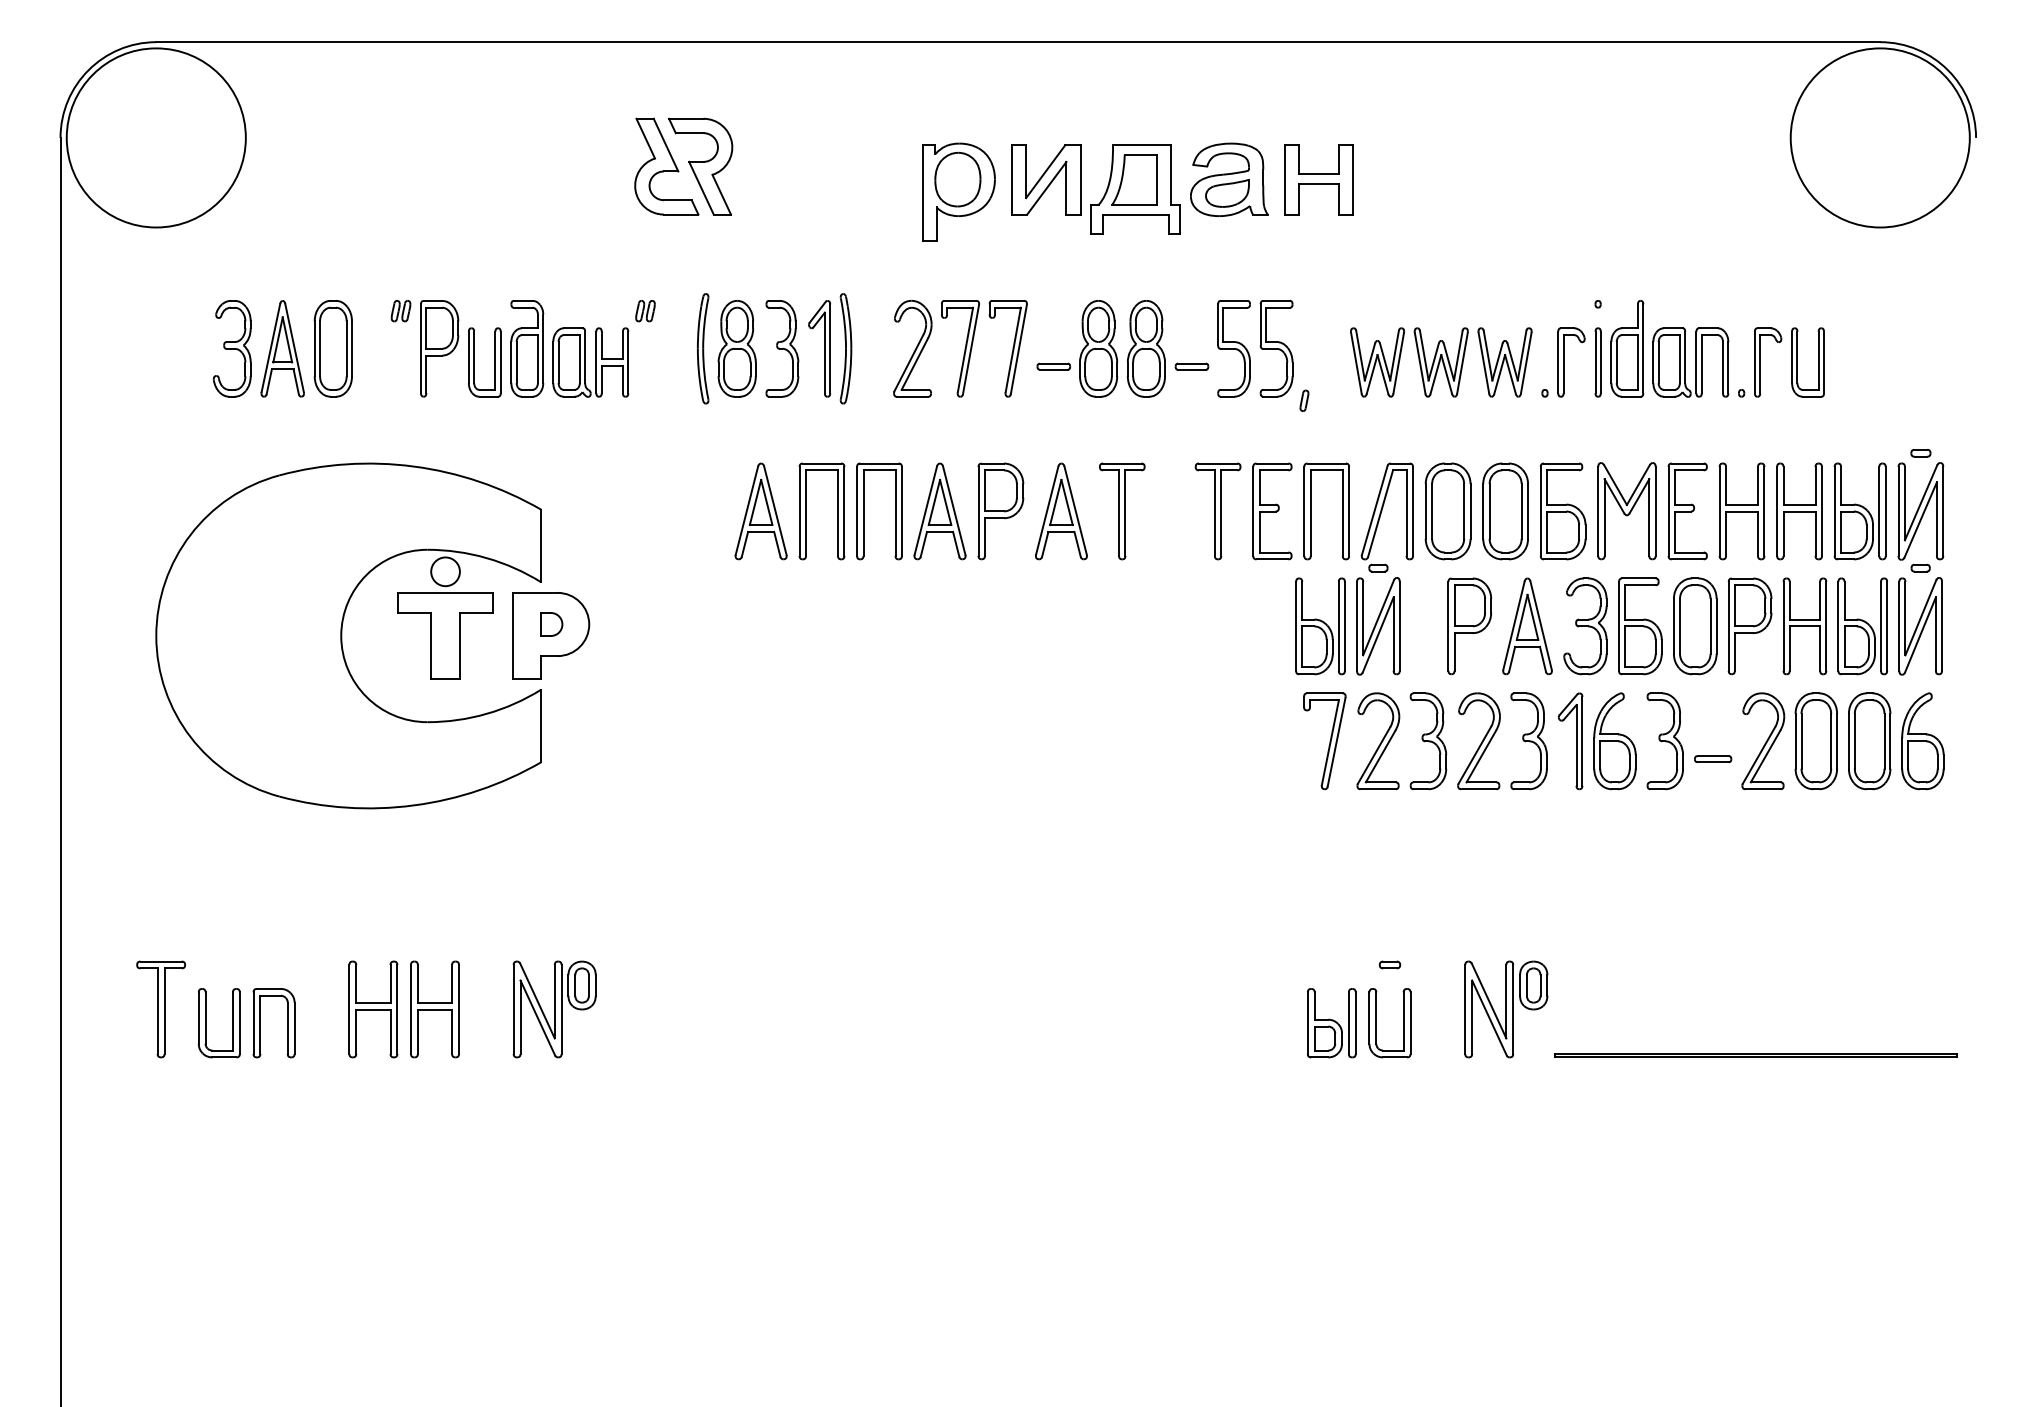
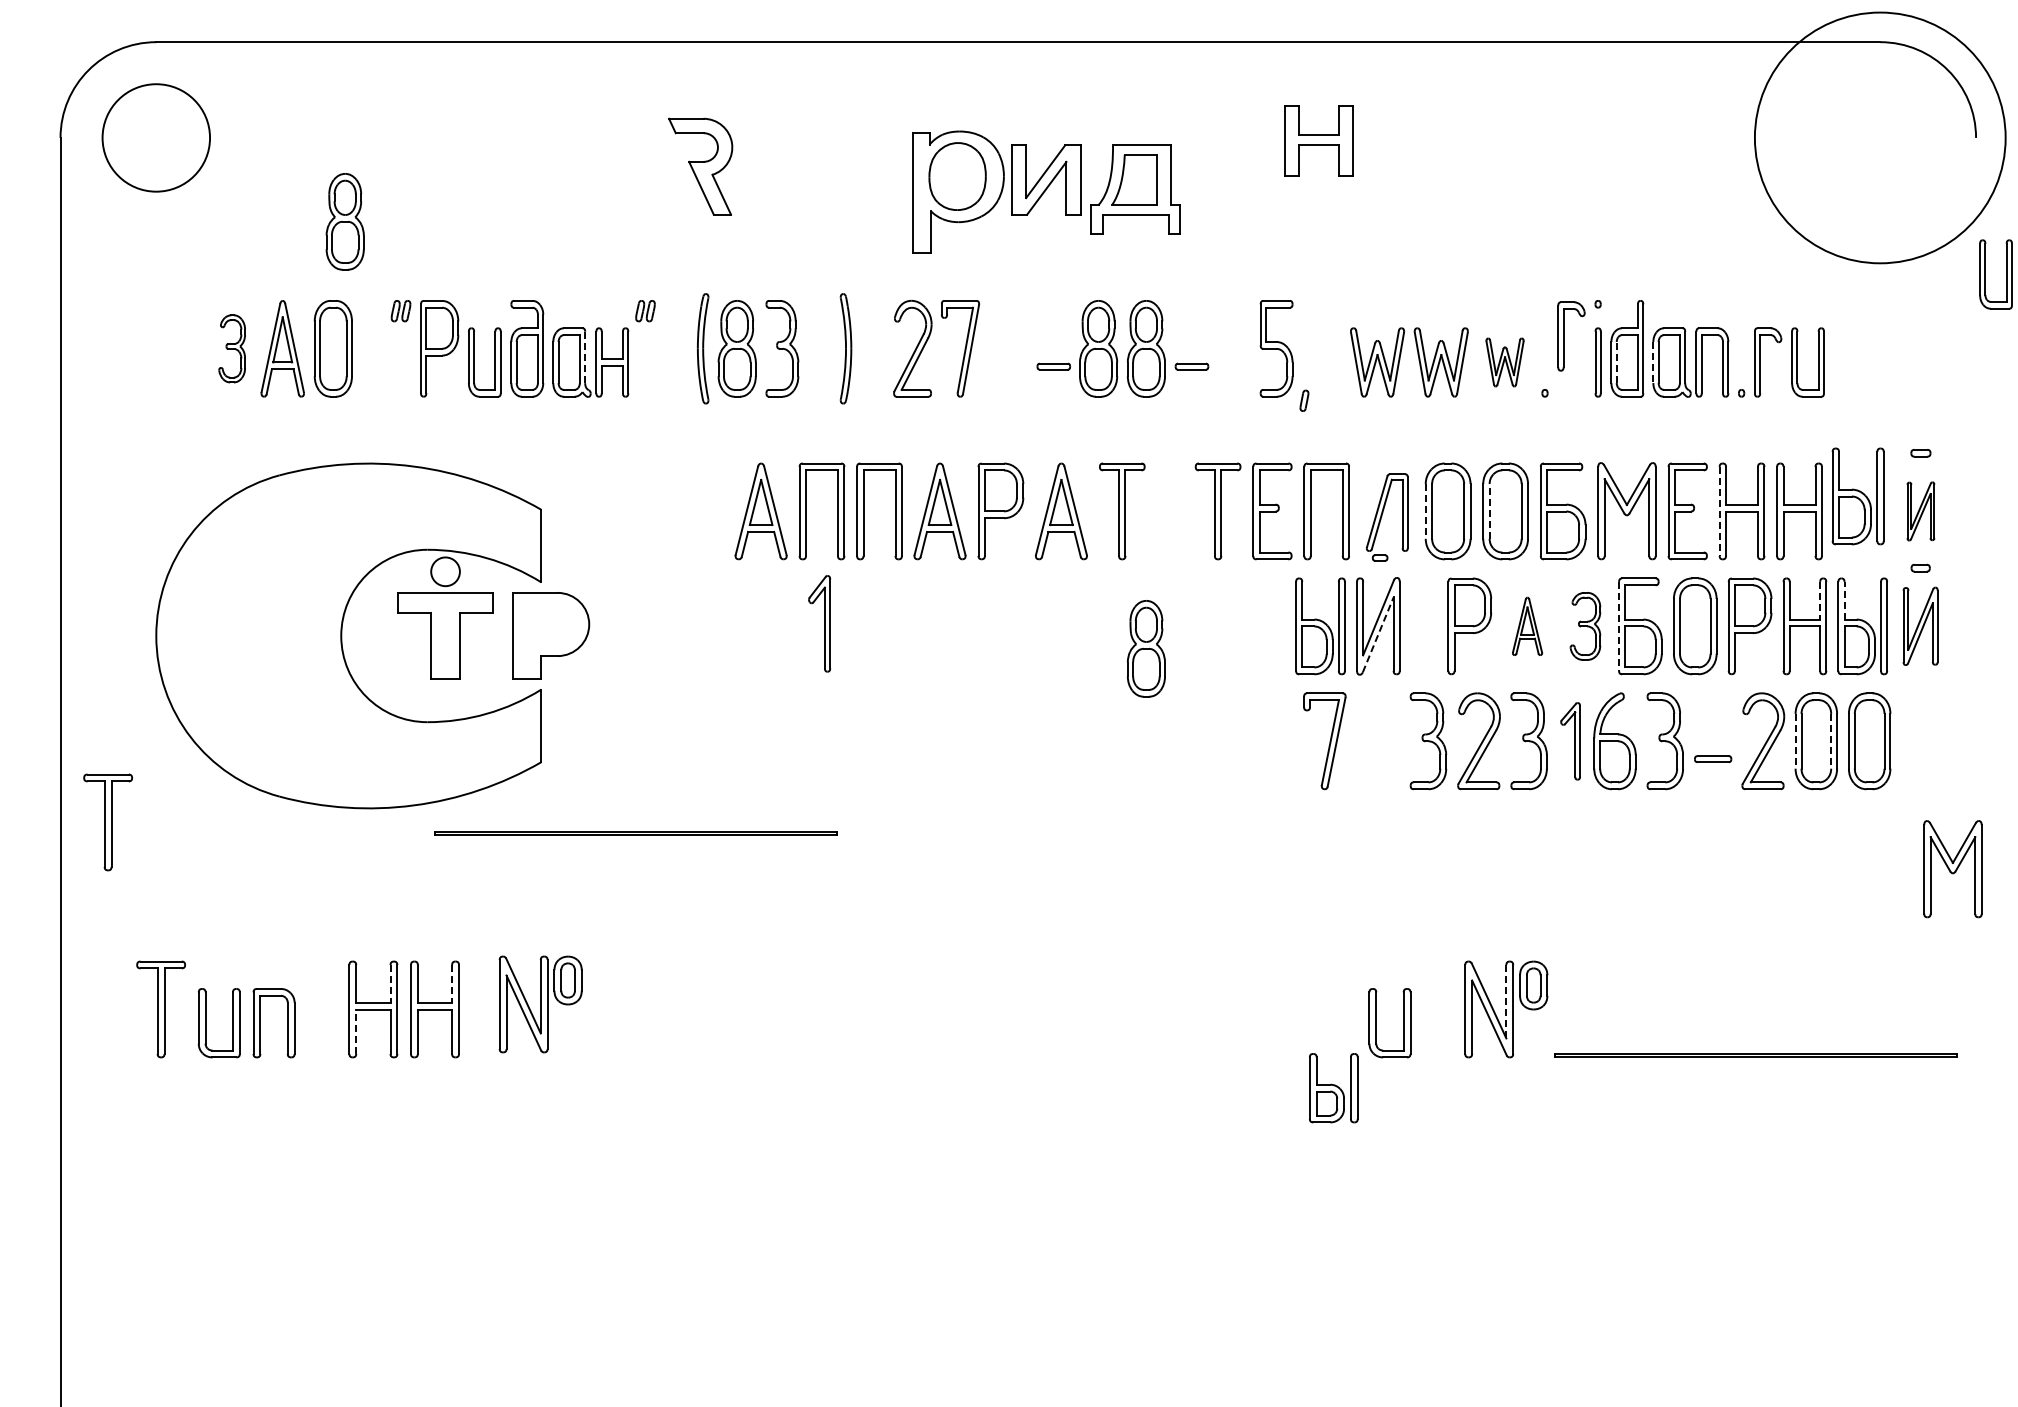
circle diameter: 179 px -> 107 px (156, 137)
circle diameter: 179 px -> 251 px (1879, 137)
part: present -> none (666, 166)
part: present -> none (1229, 179)
part position: (1318, 179) -> (1318, 140) (1318, 140)
part size: 74x100 px -> 93x124 px (958, 191)
part: none -> present (344, 221)
part: none -> present (1985, 274)
part size: 40x98 px -> 28x70 px (231, 348)
part position: (819, 348) -> (819, 623) (819, 623)
part: present -> none (1007, 348)
part: present -> none (1233, 348)
line: solid -> dashed (585, 357)
part size: 56x71 px -> 40x51 px (1504, 362)
part position: (1564, 362) -> (1564, 336) (1564, 336)
line: solid -> dashed (1616, 362)
line: solid -> dashed (1653, 362)
line: solid -> dashed (1489, 510)
line: solid -> dashed (1425, 511)
line: solid -> dashed (1719, 511)
part position: (1859, 511) -> (1857, 496) (1857, 496)
part size: 48x99 px -> 30x61 px (1920, 511)
part size: 54x111 px -> 44x89 px (1386, 517)
line: solid -> dashed (1820, 600)
line: solid -> dashed (1844, 600)
part: present -> none (551, 624)
part size: 51x99 px -> 32x60 px (1527, 625)
part size: 45x99 px -> 33x69 px (1585, 626)
line: solid -> dashed (1619, 626)
part size: 45x99 px -> 37x80 px (1920, 625)
line: solid -> dashed (1378, 634)
part: none -> present (1146, 648)
part: present -> none (1378, 741)
part size: 27x99 px -> 21x79 px (1570, 741)
line: solid -> dashed (1795, 741)
line: solid -> dashed (1831, 741)
part: present -> none (1922, 741)
part: none -> present (107, 822)
line: none -> present (635, 832)
part: none -> present (1952, 869)
part: present -> none (1389, 964)
line: solid -> dashed (390, 983)
line: solid -> dashed (452, 983)
line: solid -> dashed (1506, 1001)
part position: (554, 1009) -> (540, 1004) (540, 1004)
part position: (1331, 1023) -> (1333, 1088) (1333, 1088)
line: solid -> dashed (356, 1031)
